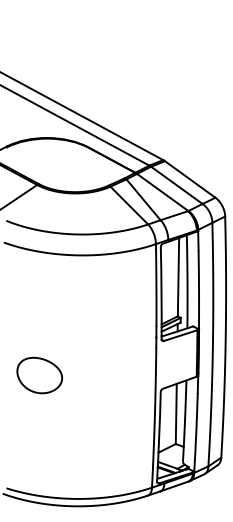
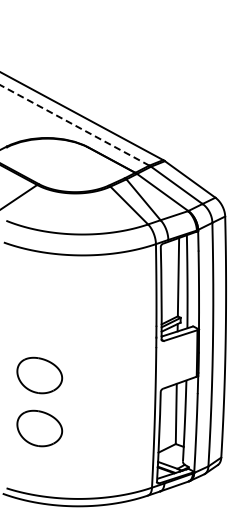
line: solid -> dashed (75, 125)
part: none -> present (39, 428)
